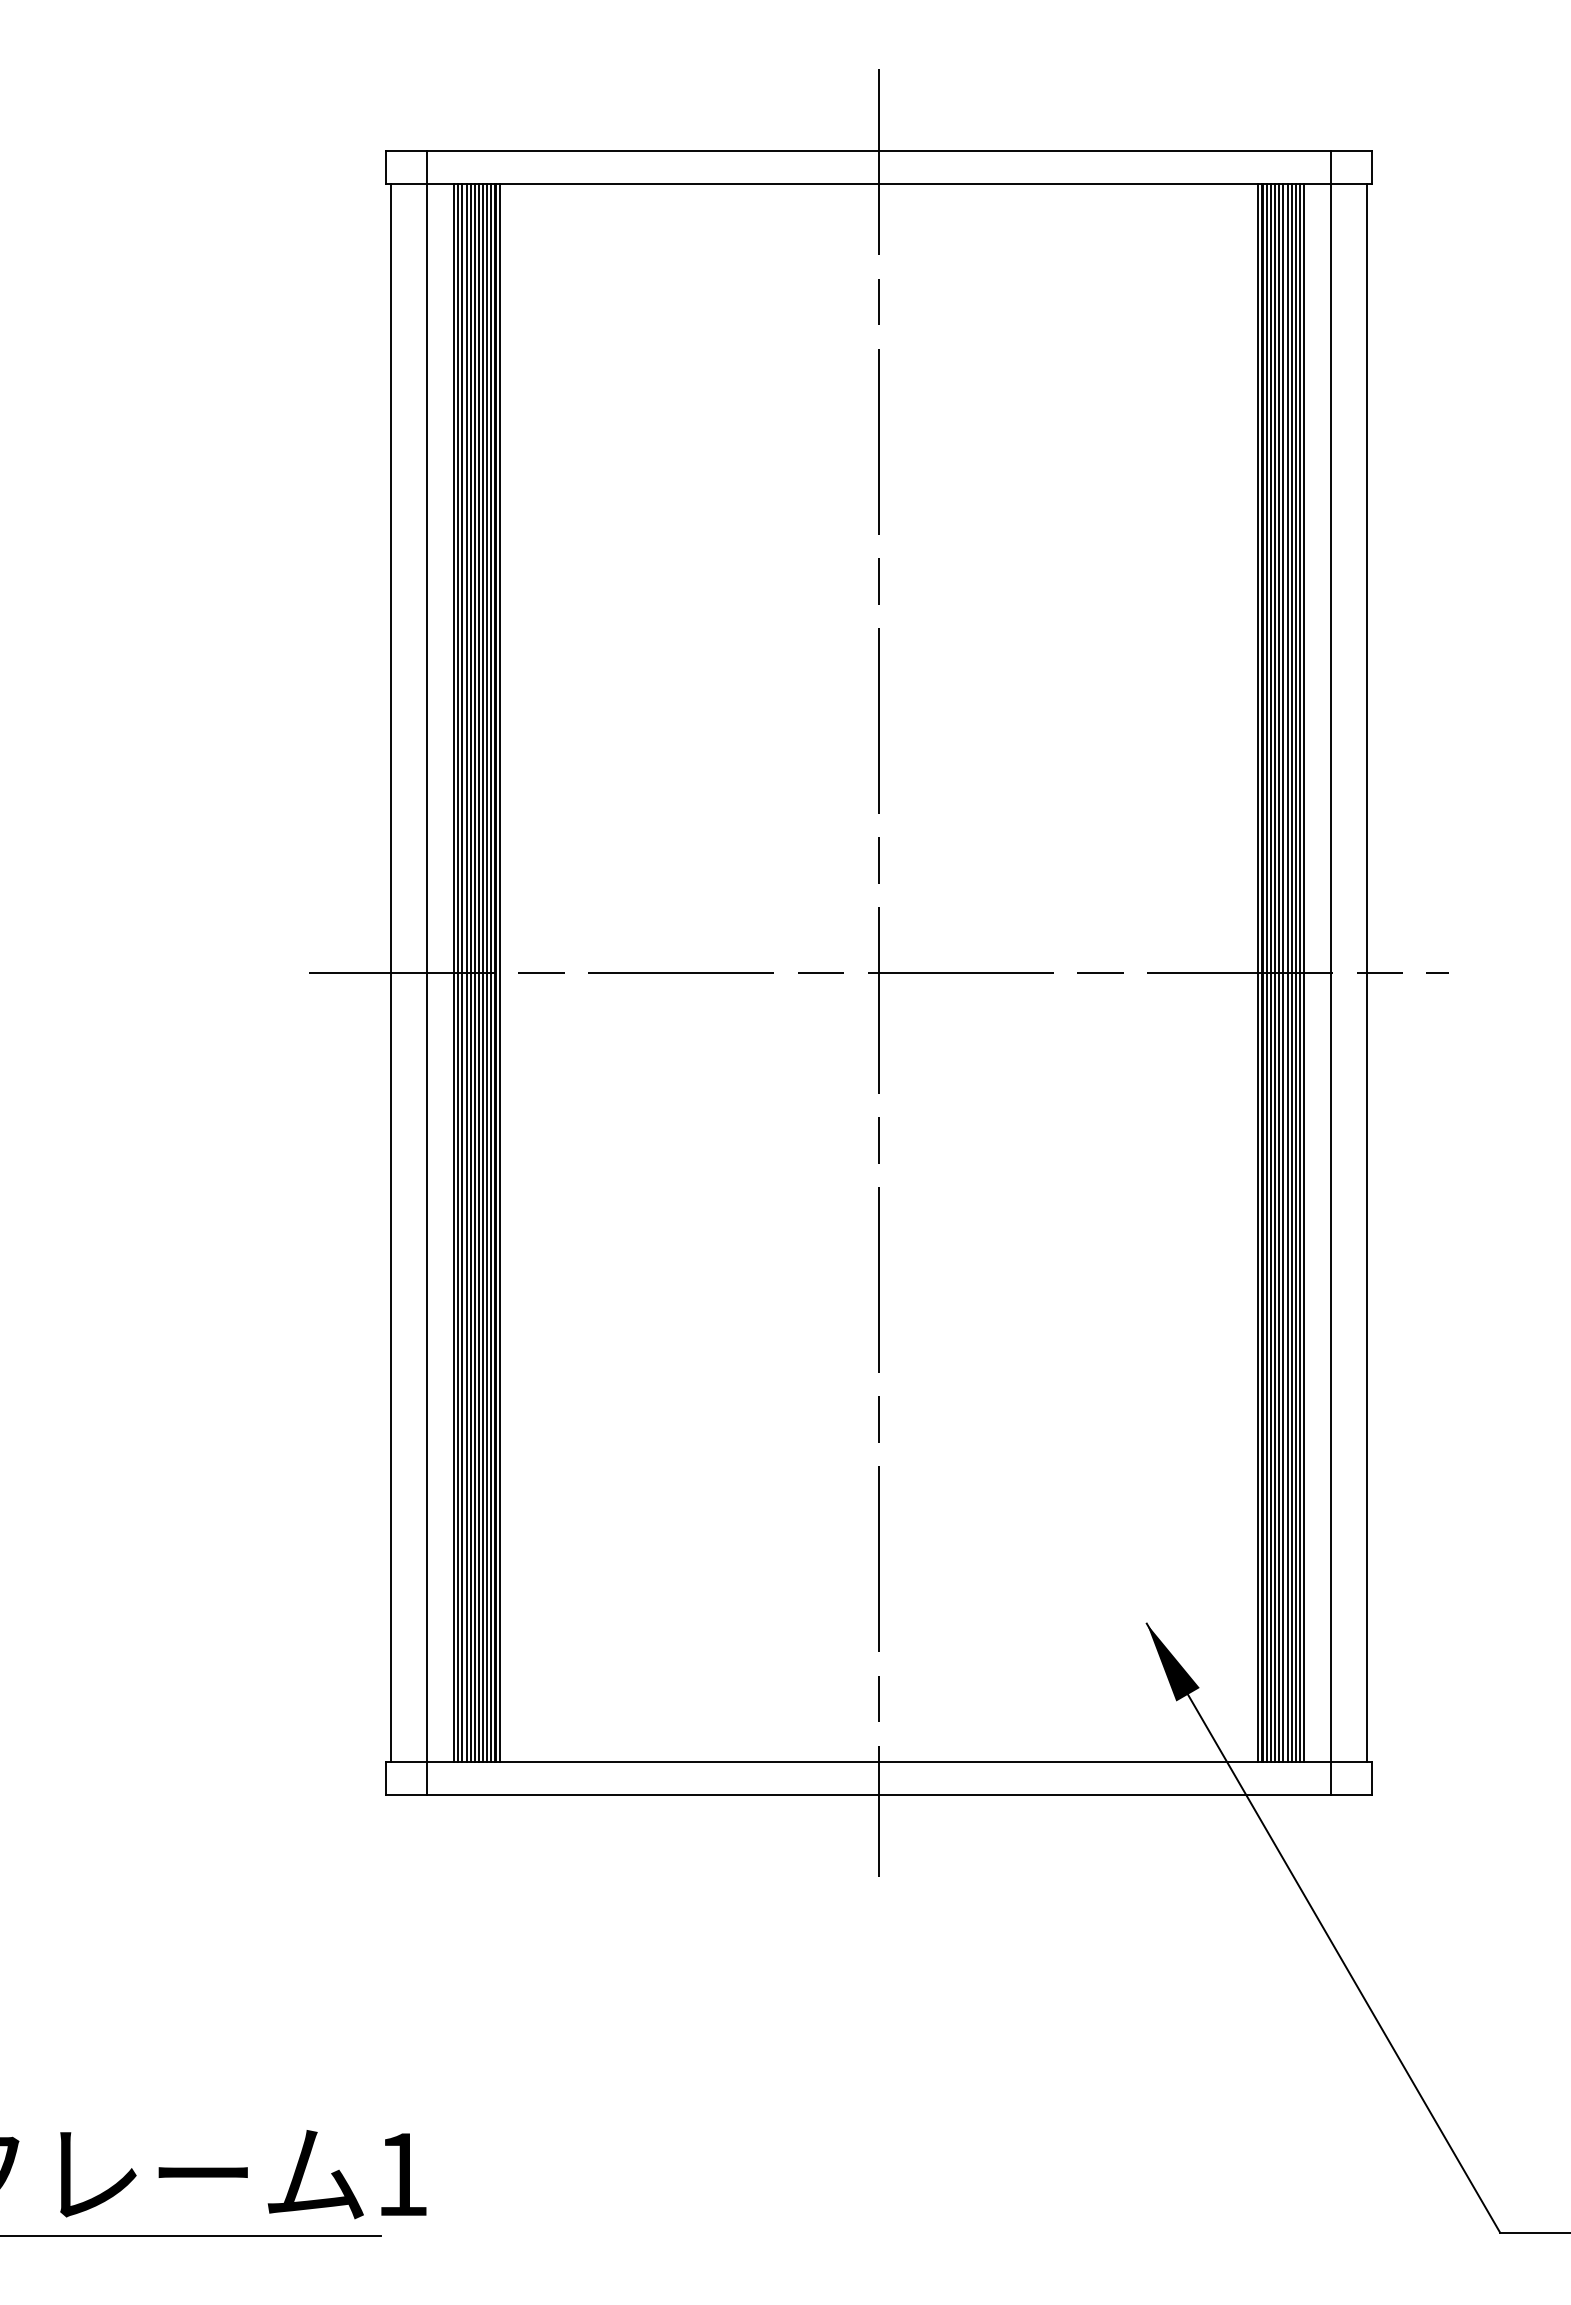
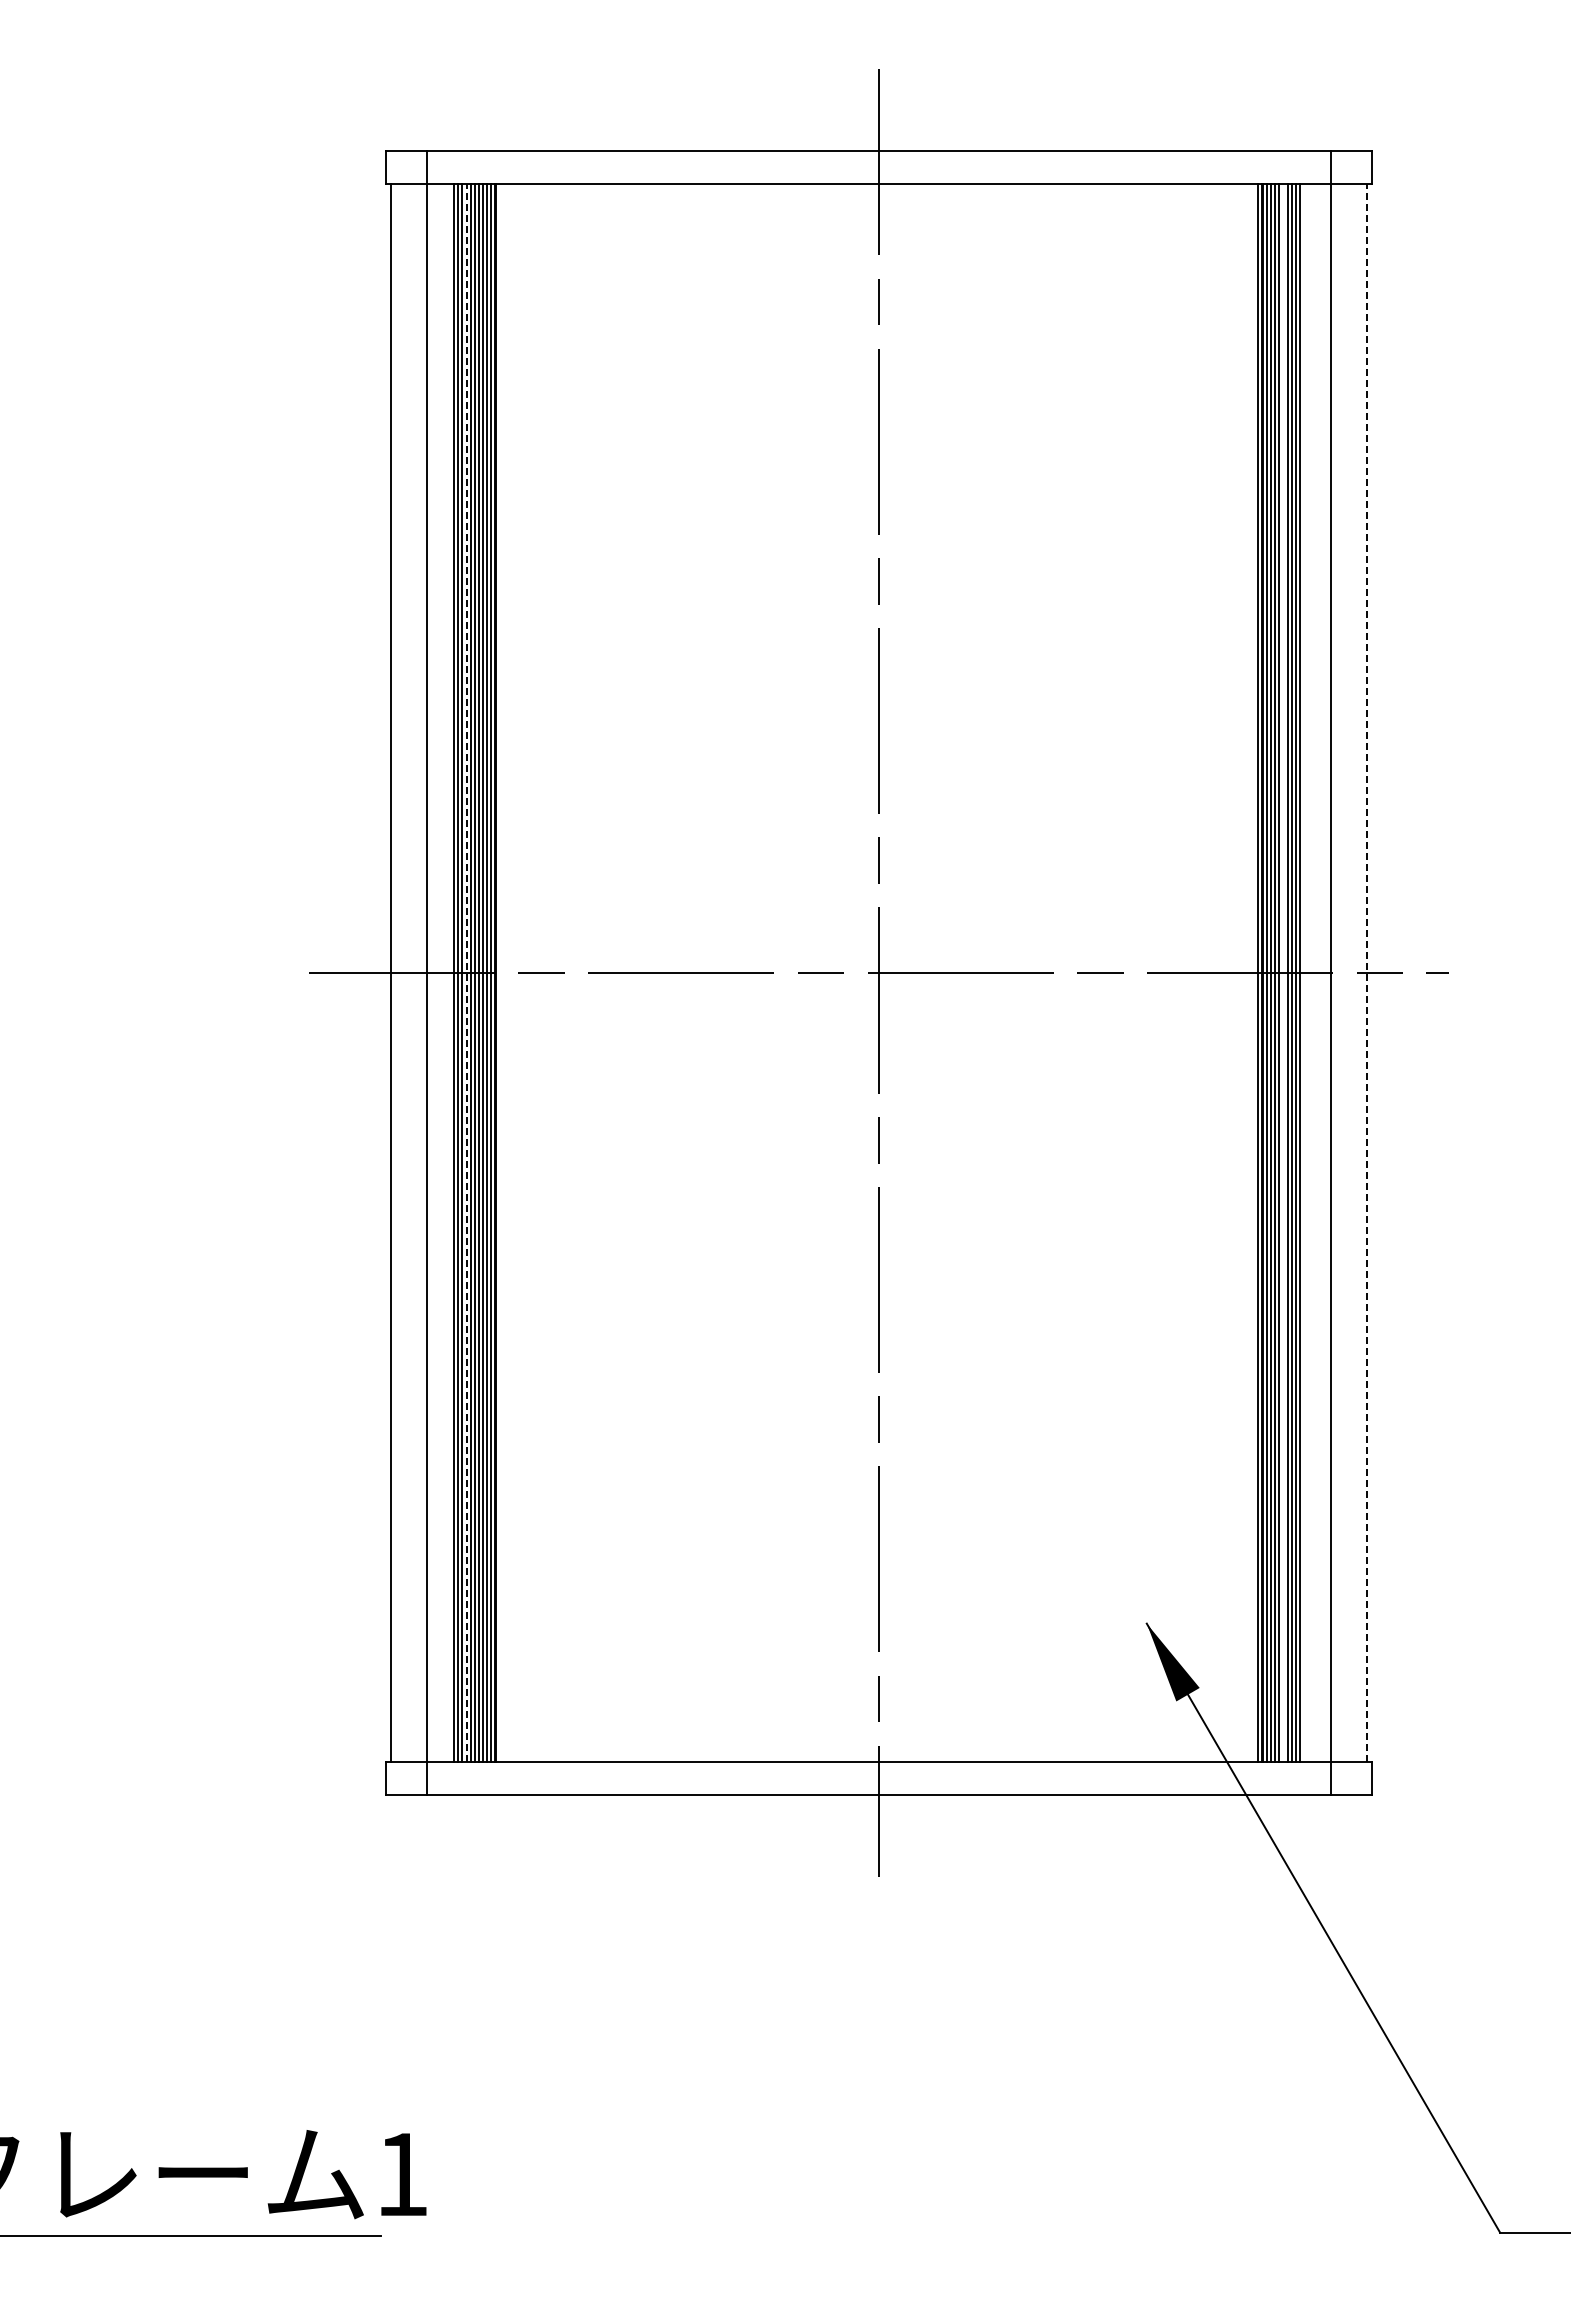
line: solid -> dashed (466, 973)
line: present -> none (500, 973)
line: present -> none (1283, 973)
line: present -> none (1303, 973)
line: solid -> dashed (1367, 973)
